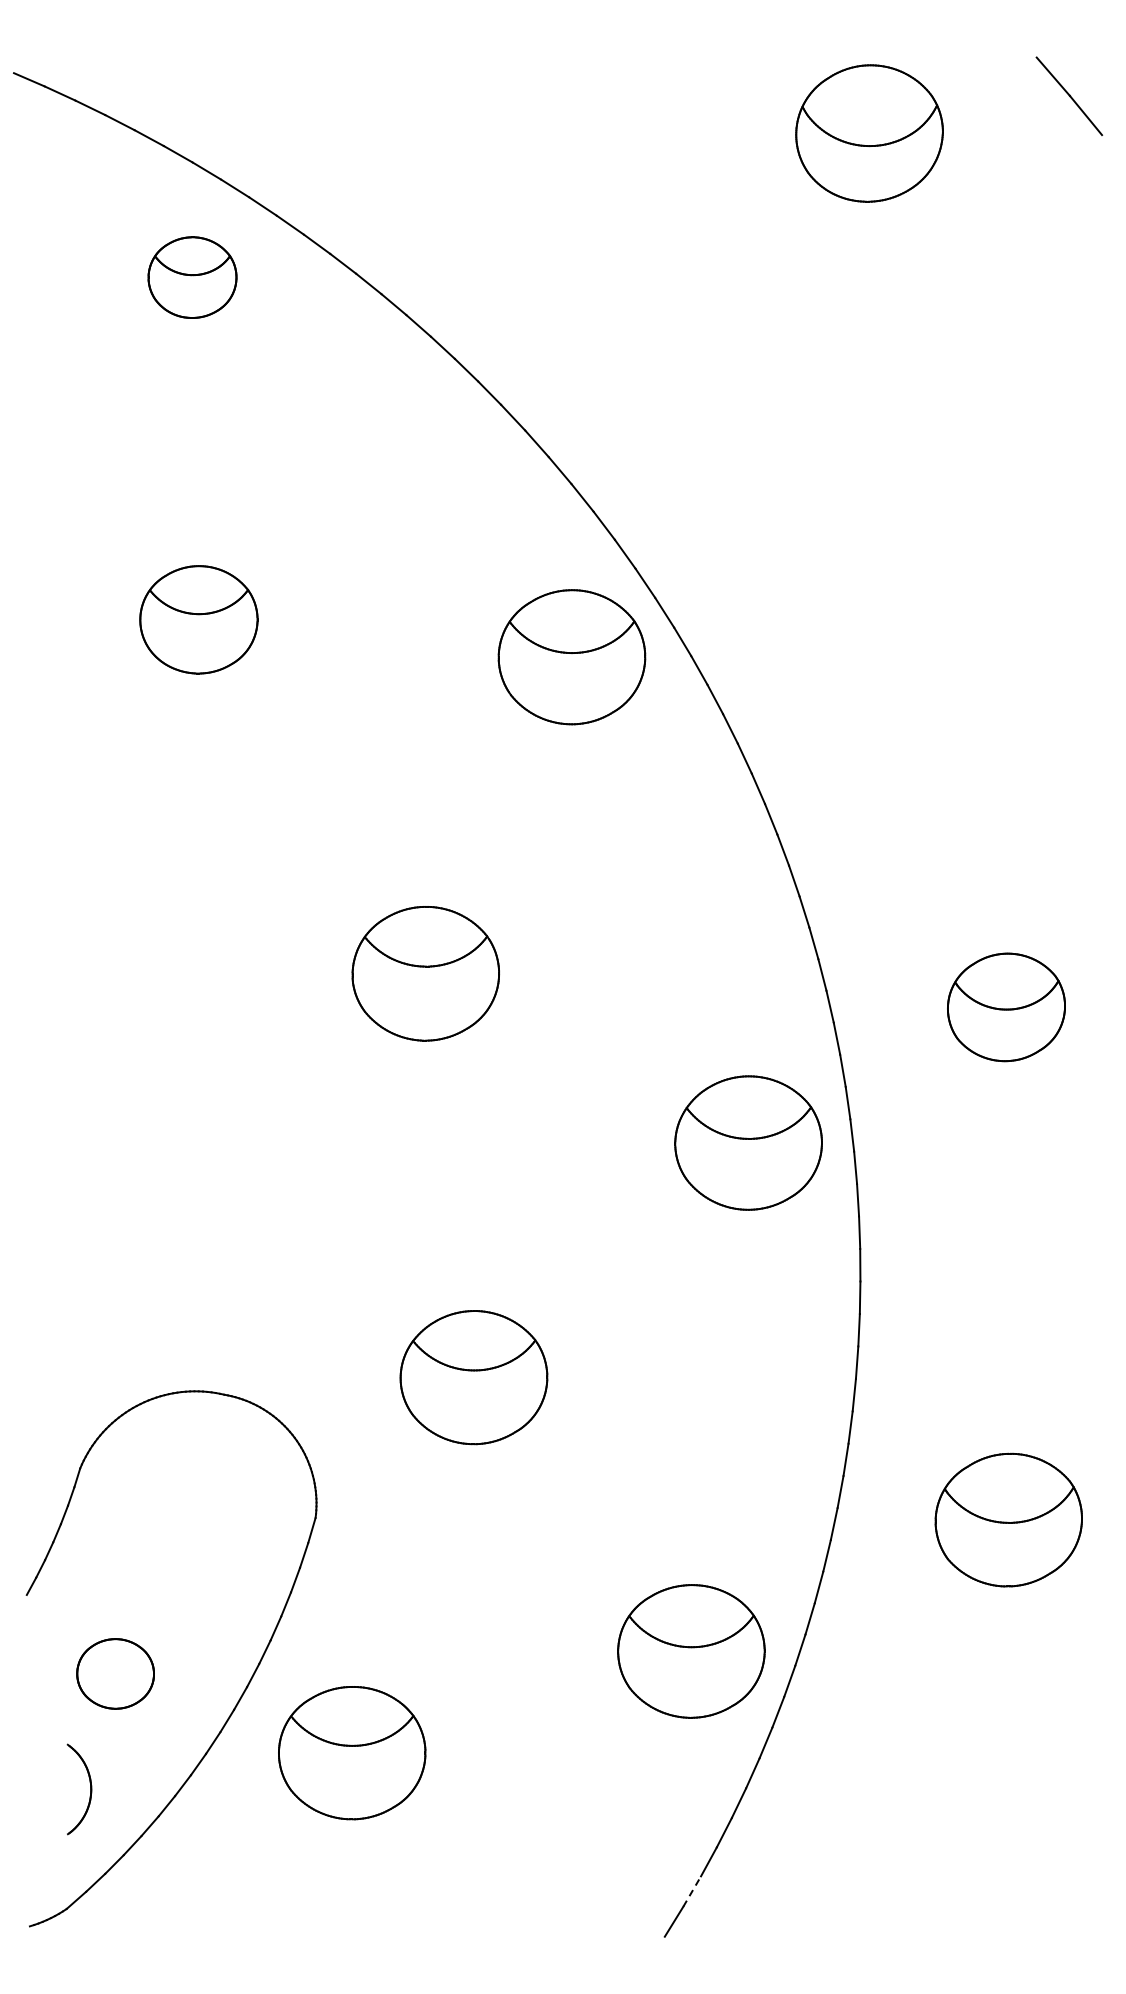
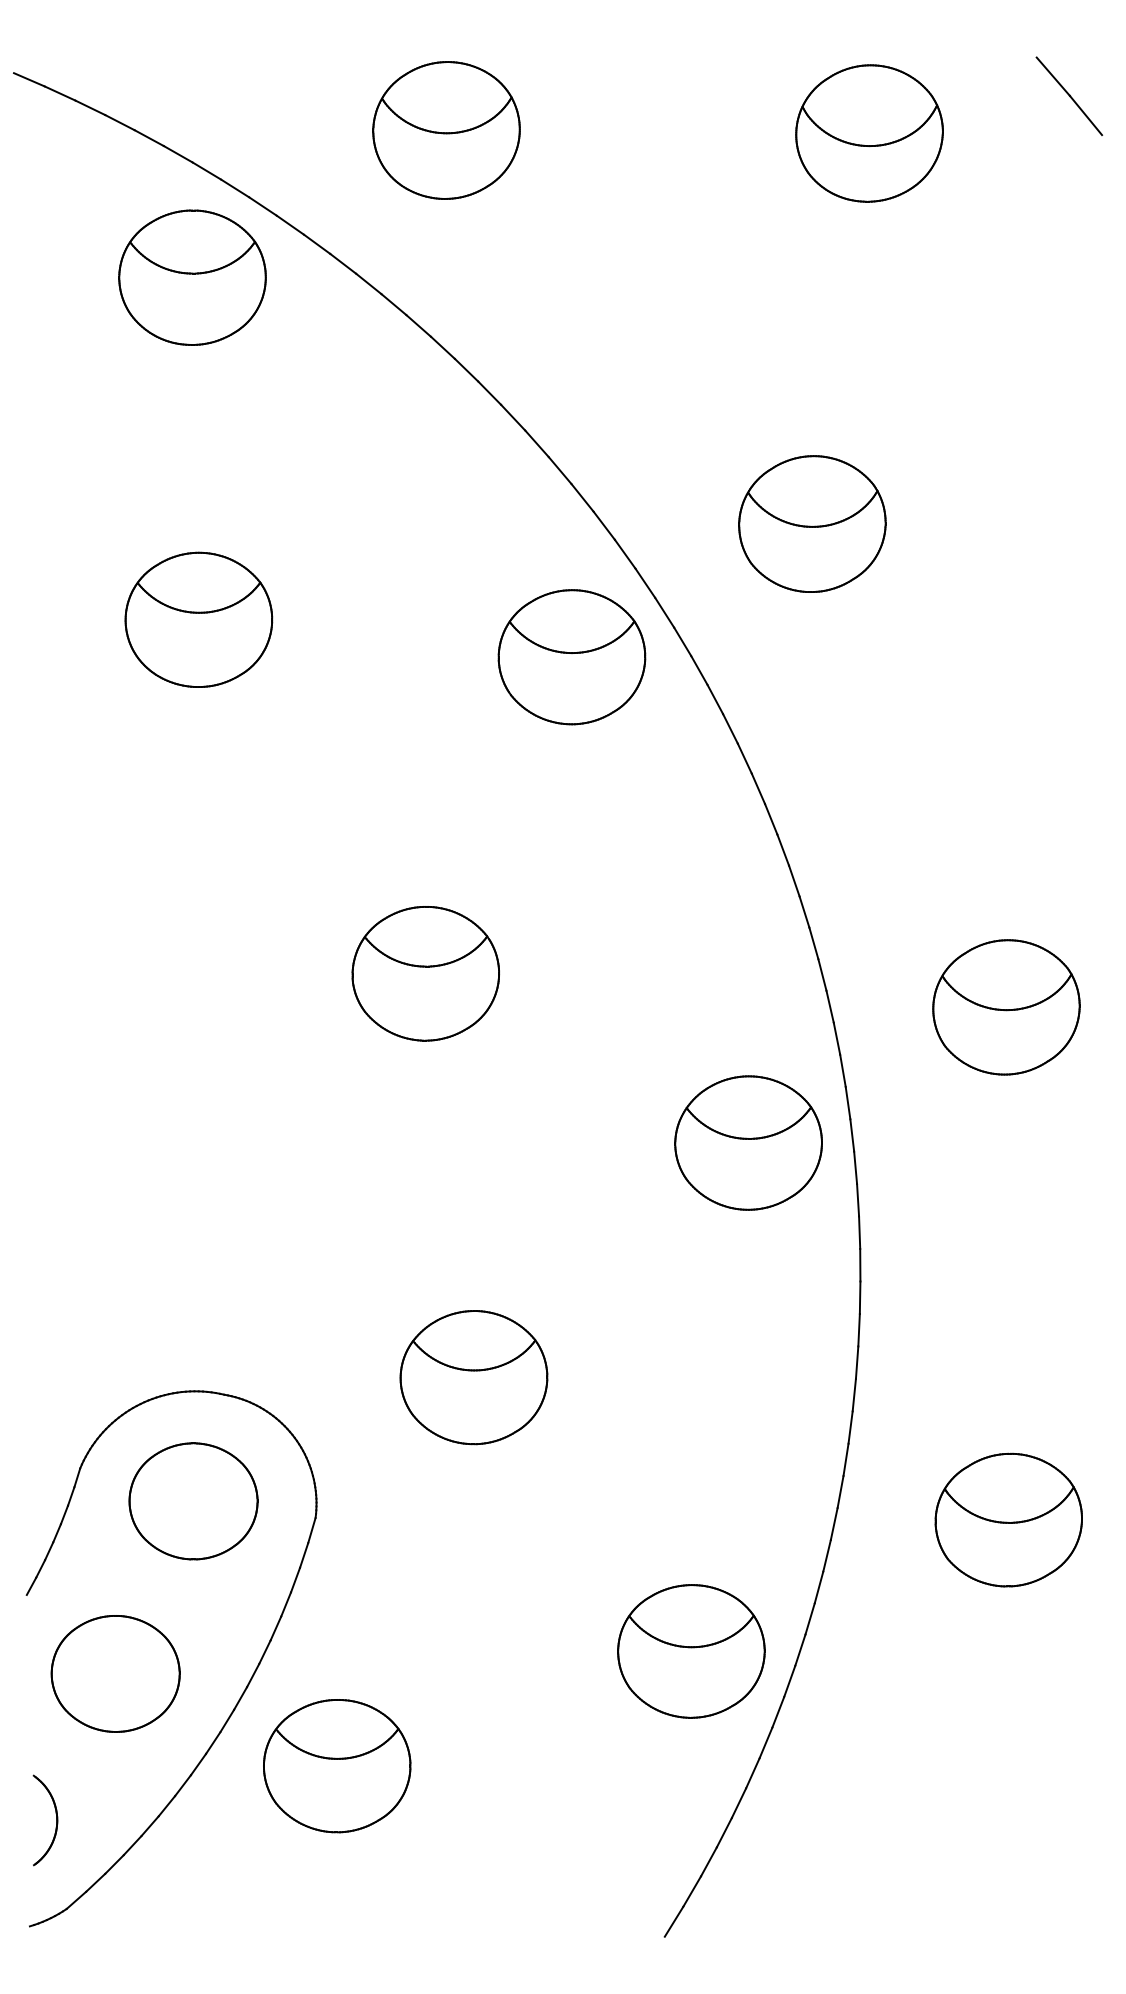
part: none -> present (446, 130)
part size: 91x83 px -> 149x137 px (192, 277)
part: none -> present (812, 523)
part size: 120x110 px -> 150x137 px (198, 619)
part size: 119x111 px -> 149x137 px (1006, 1007)
part: none -> present (193, 1501)
part size: 79x72 px -> 131x118 px (115, 1673)
part position: (352, 1753) -> (337, 1766) (337, 1766)
part position: (90, 1789) -> (56, 1820) (56, 1820)
line: dashed -> solid (692, 1891)
